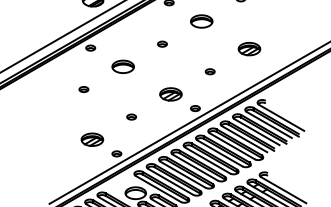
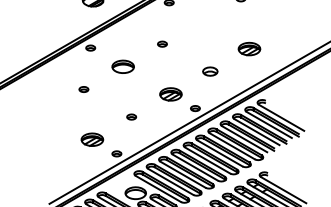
part: present -> none (201, 21)
line: present -> none (62, 36)
part size: 12x8 px -> 17x11 px (210, 71)
